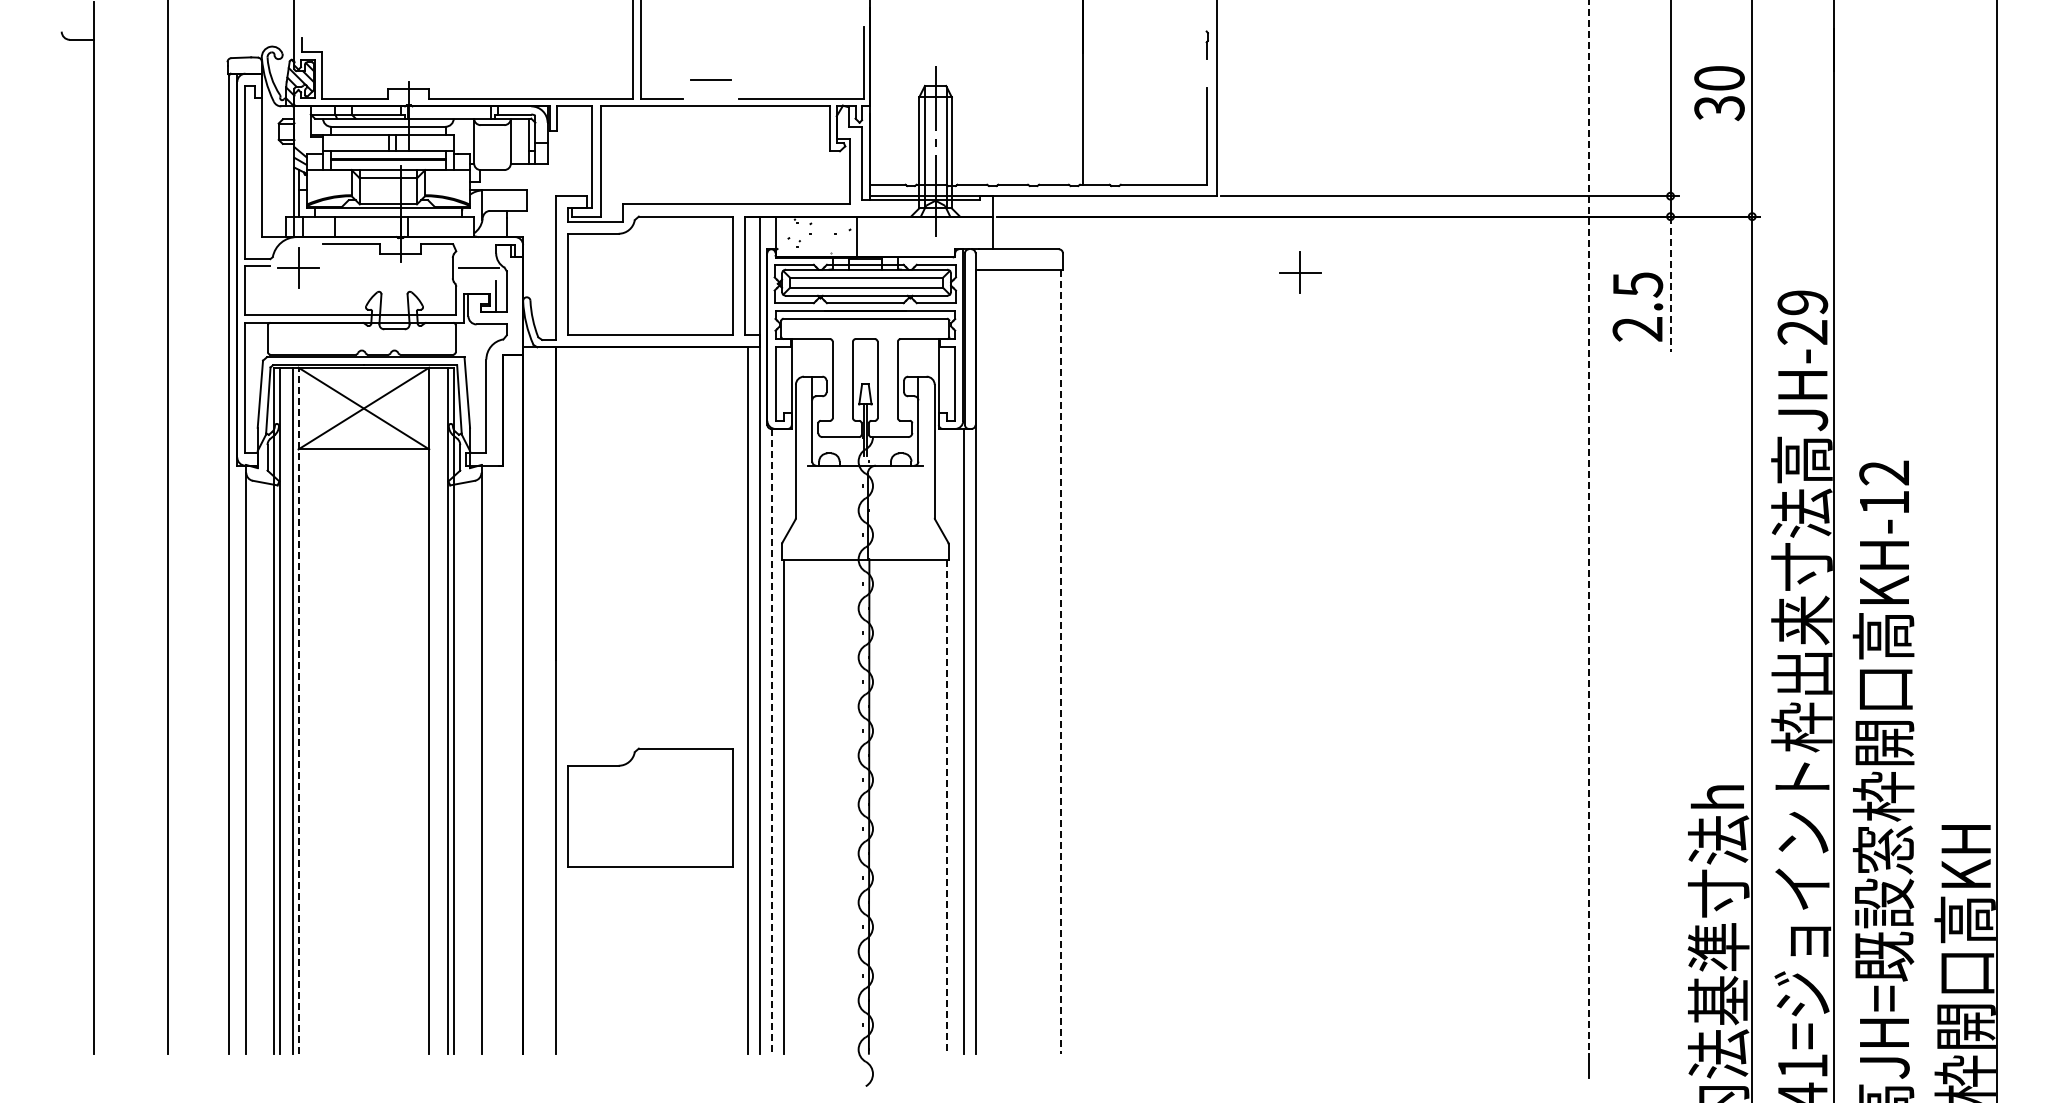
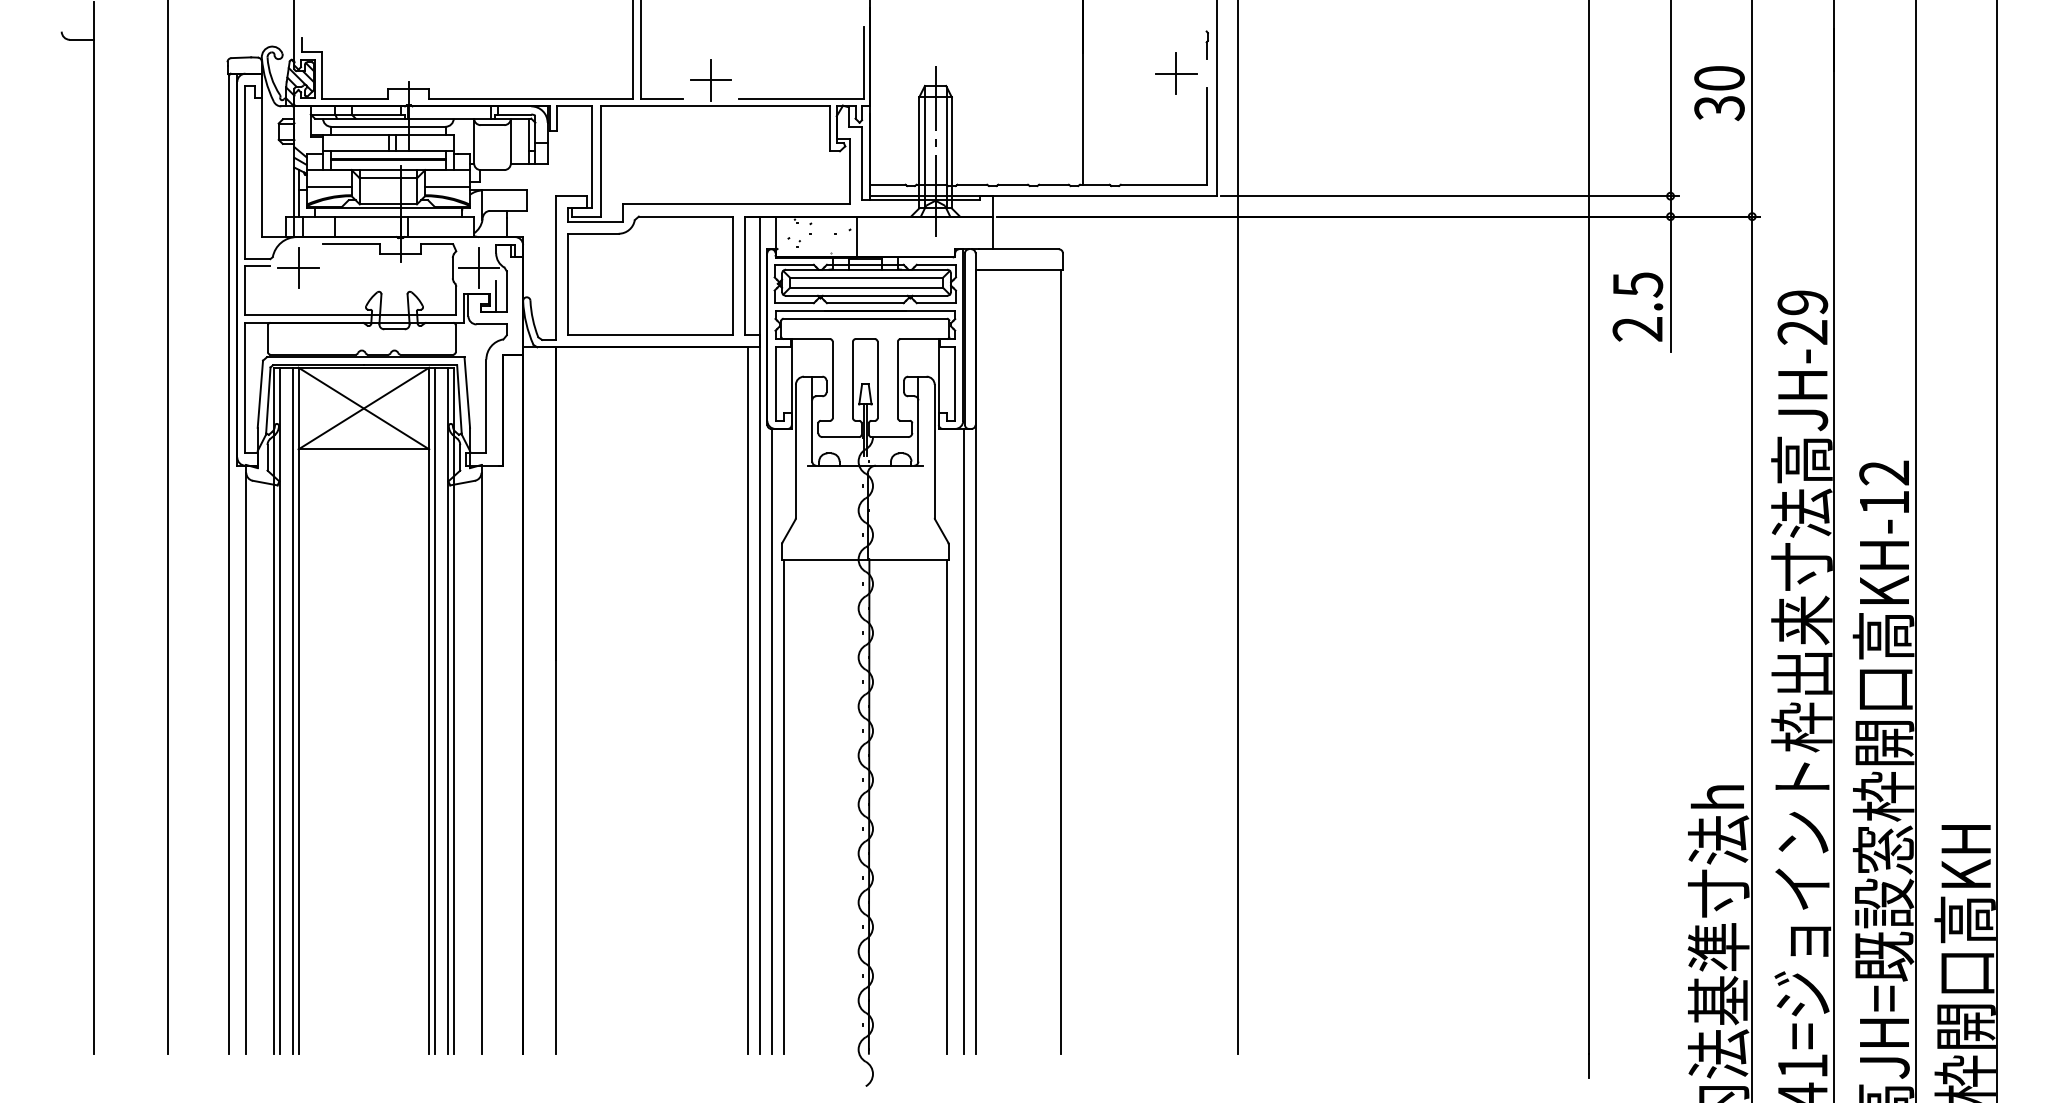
line: none -> present (710, 79)
line: none -> present (328, 186)
line: none -> present (447, 186)
line: none -> present (479, 267)
part position: (1300, 272) -> (1176, 73) (1176, 73)
line: dashed -> solid (1670, 284)
line: none -> present (1237, 527)
line: dashed -> solid (1588, 527)
line: none -> present (1915, 550)
line: dashed -> solid (1061, 661)
line: dashed -> solid (298, 710)
line: none -> present (434, 710)
line: dashed -> solid (772, 741)
part: present -> none (650, 807)
line: dashed -> solid (946, 807)
